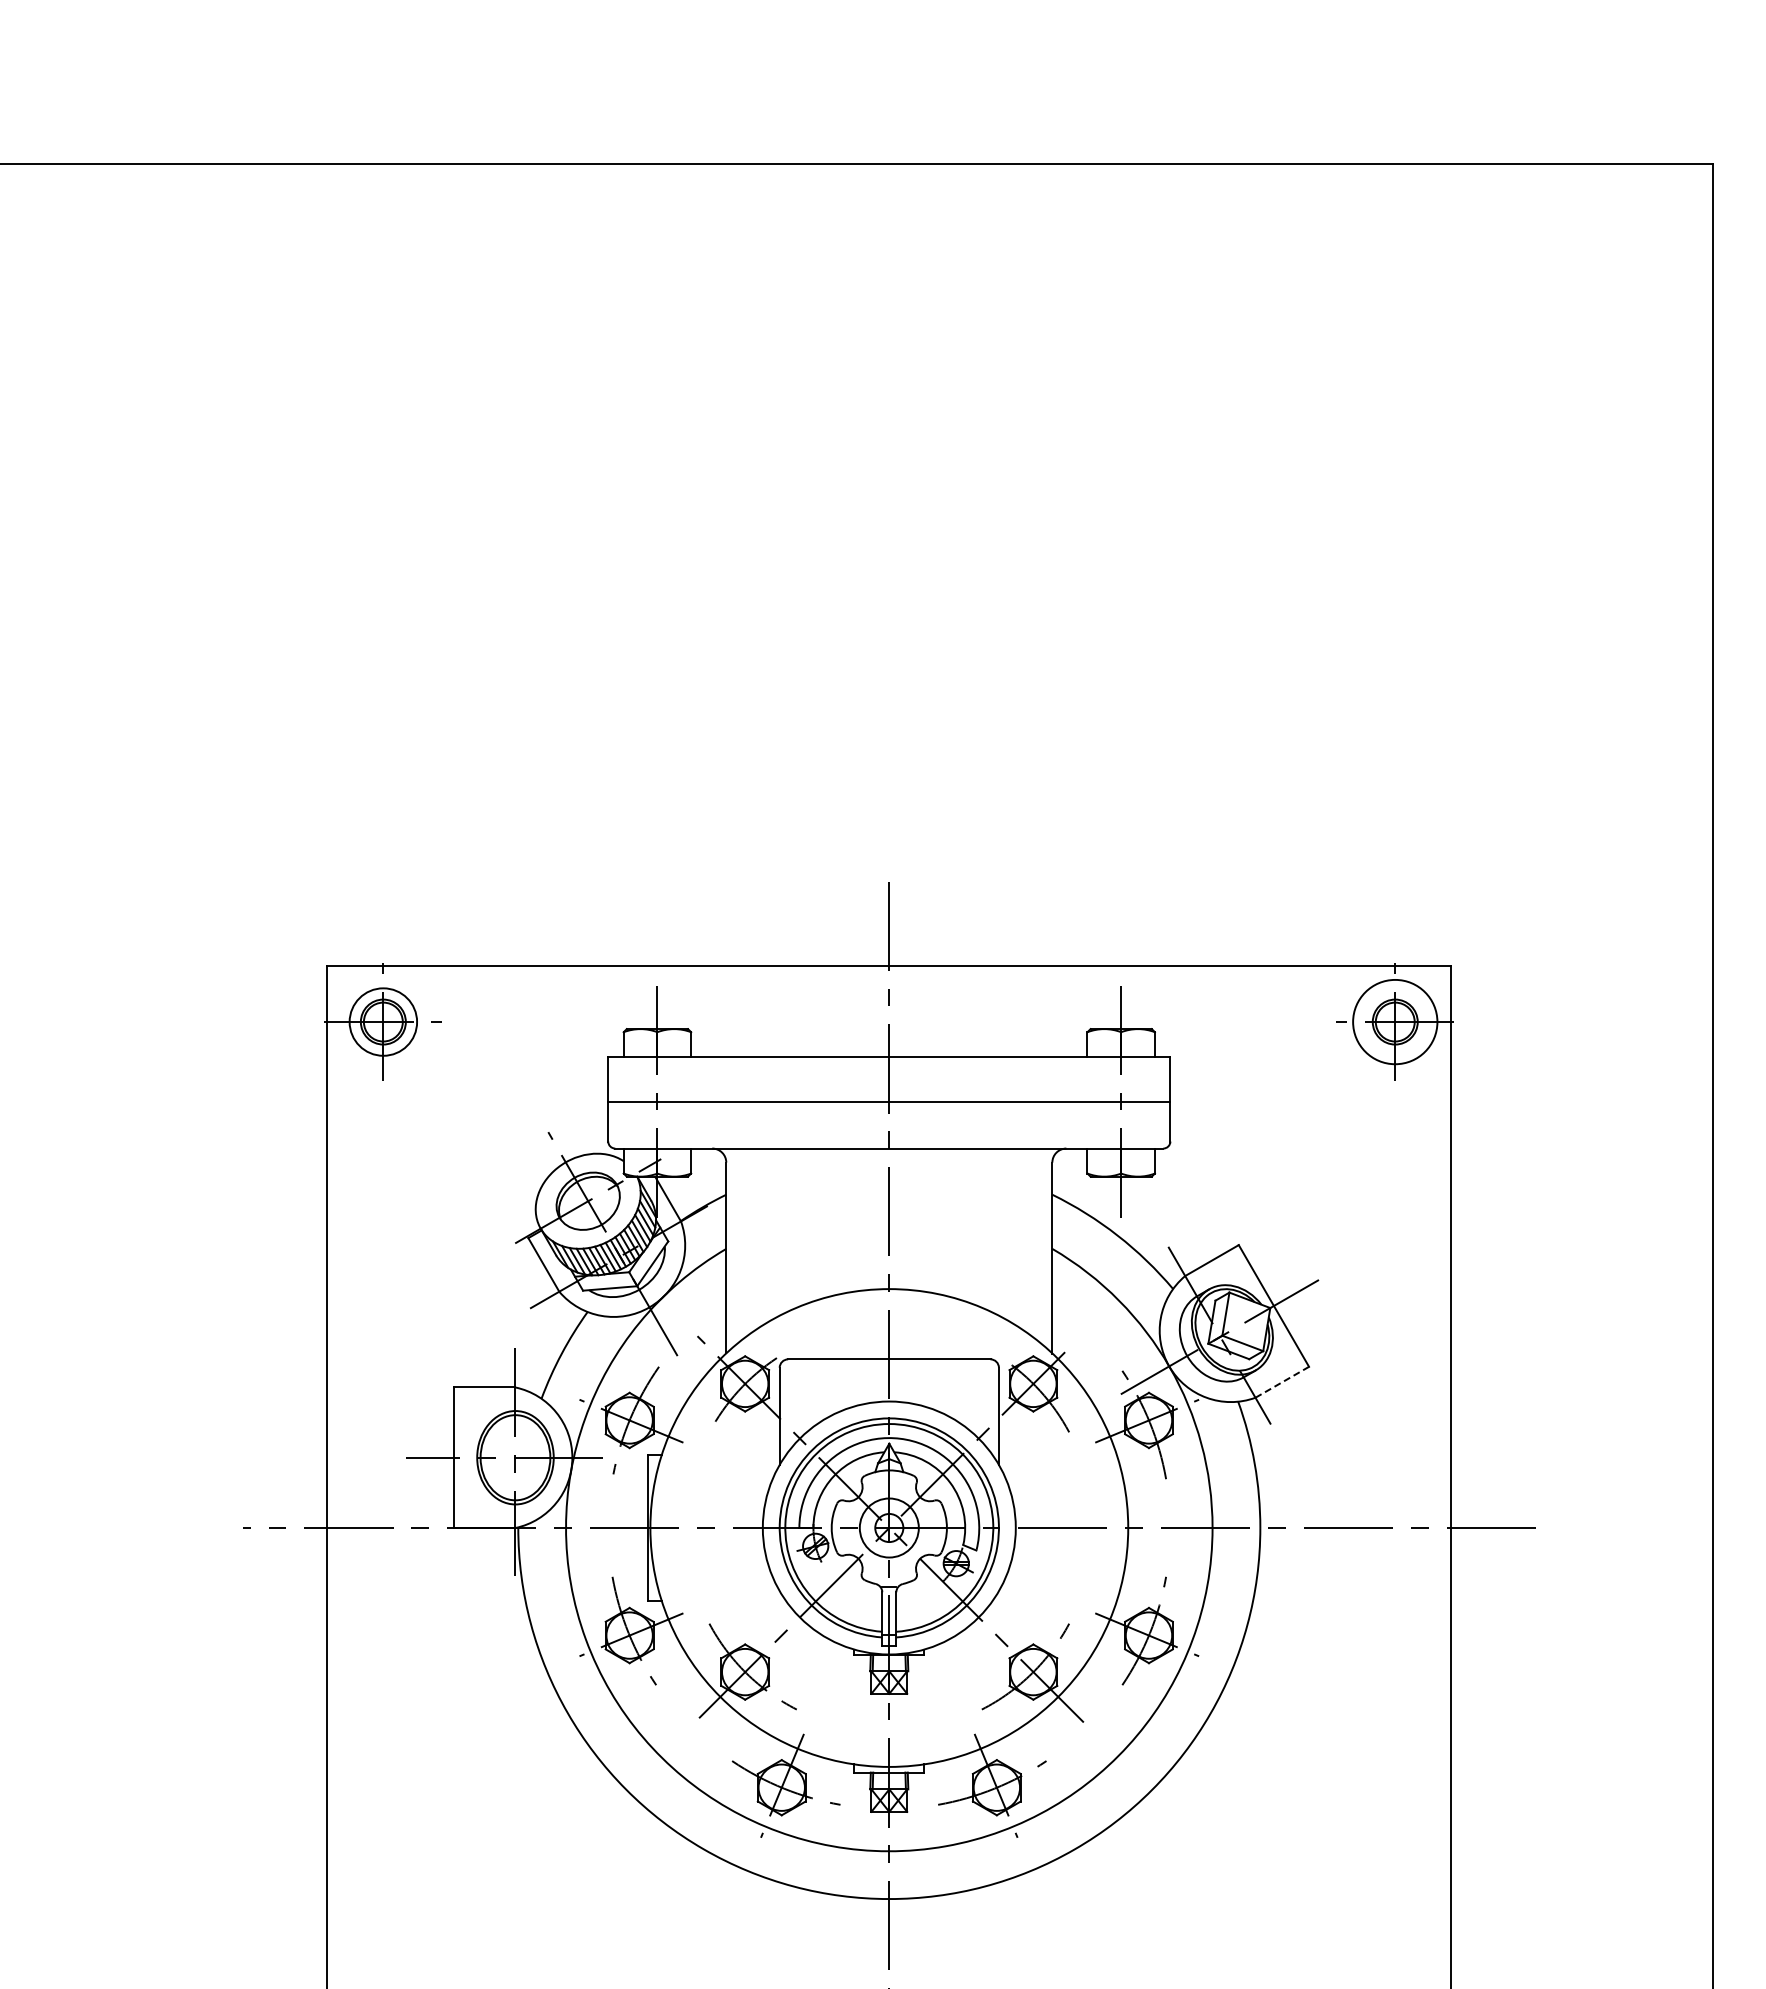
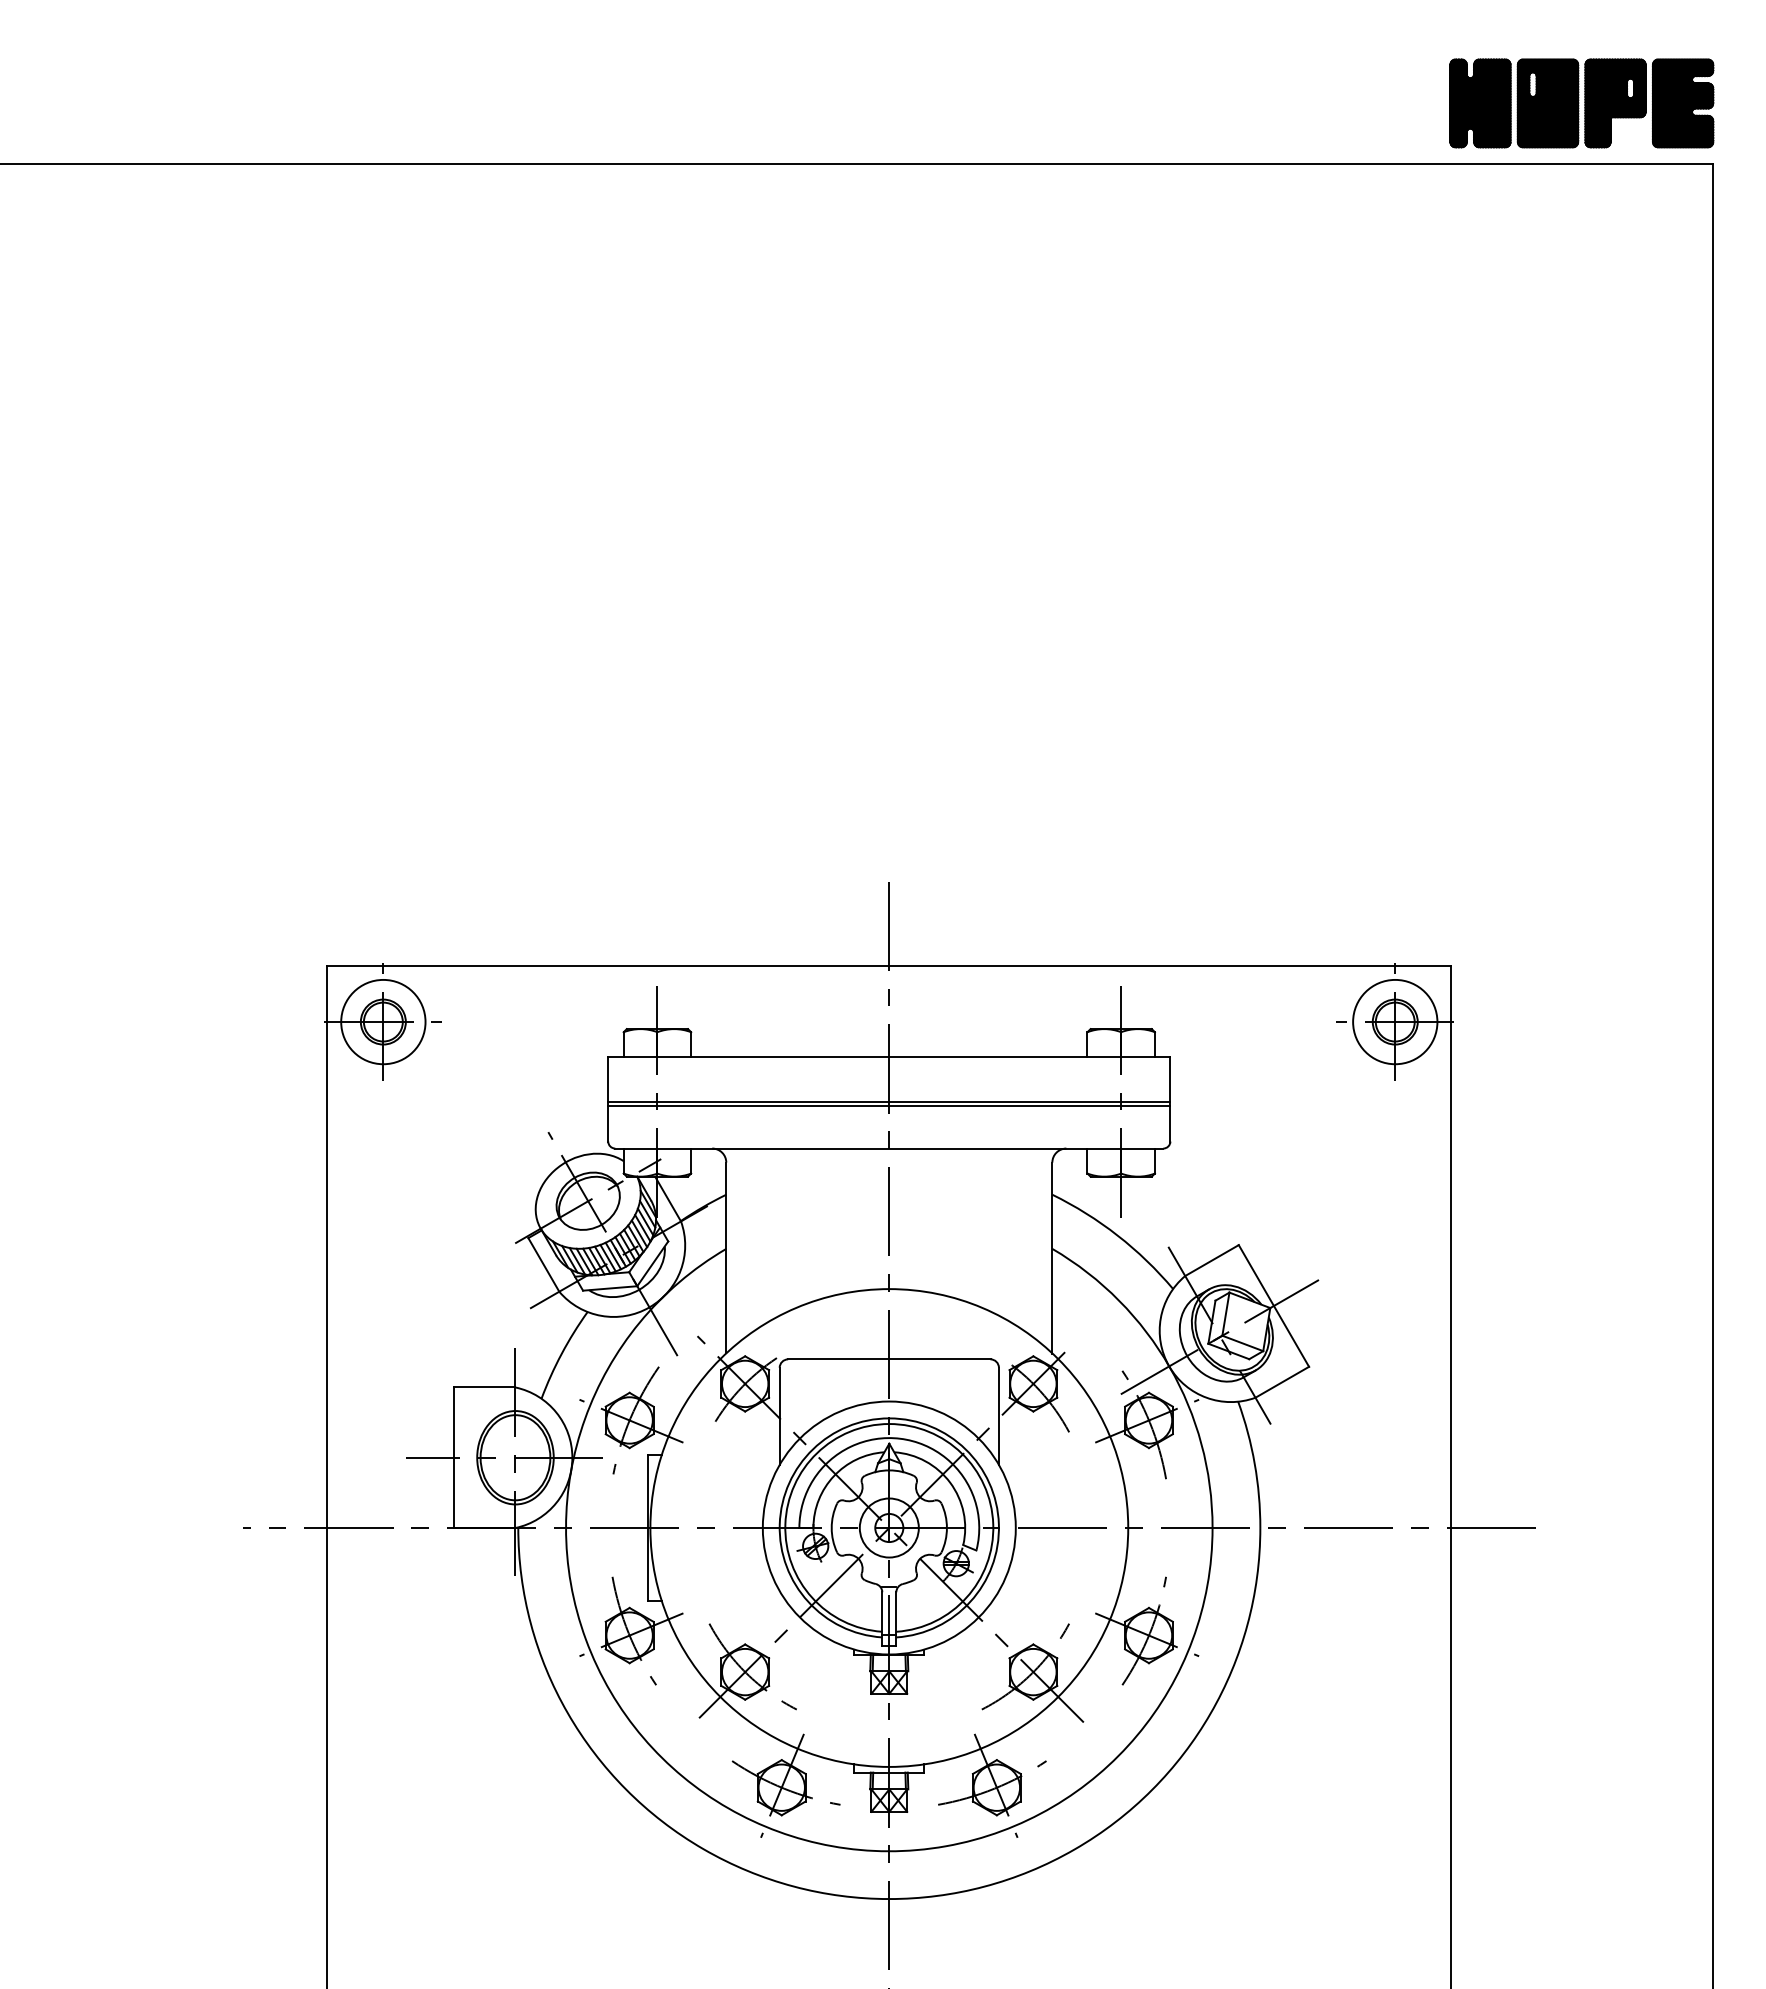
part: none -> present (1581, 103)
circle diameter: 67 px -> 84 px (383, 1021)
line: none -> present (889, 1106)
line: dashed -> solid (1282, 1382)
